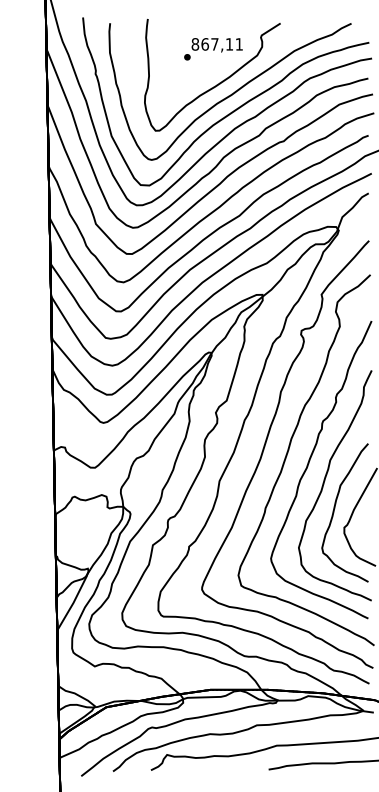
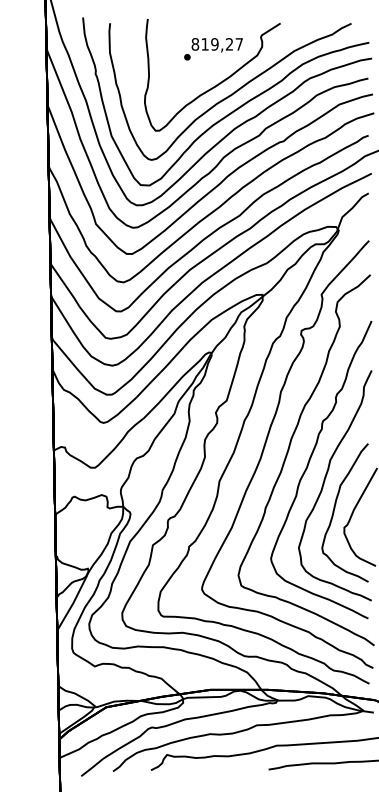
text: 867,11 -> 819,27 (221, 44)
